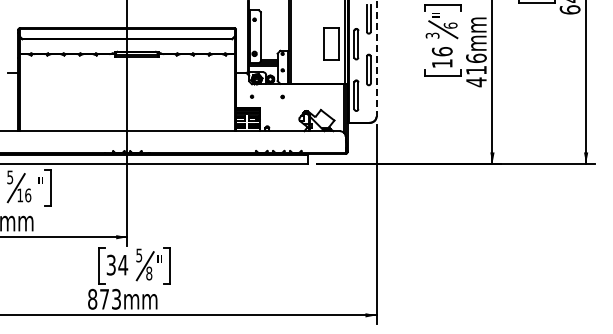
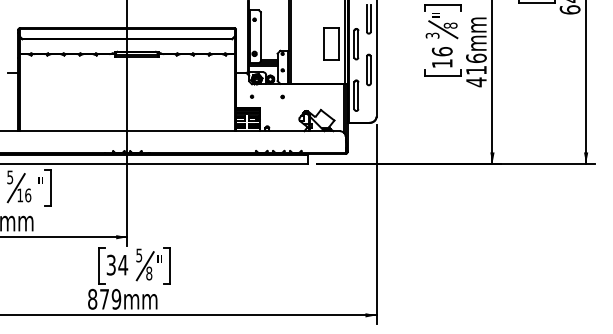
text: 6 -> 8 (450, 25)
line: dashed -> solid (376, 58)
text: 873mm -> 879mm (116, 299)
